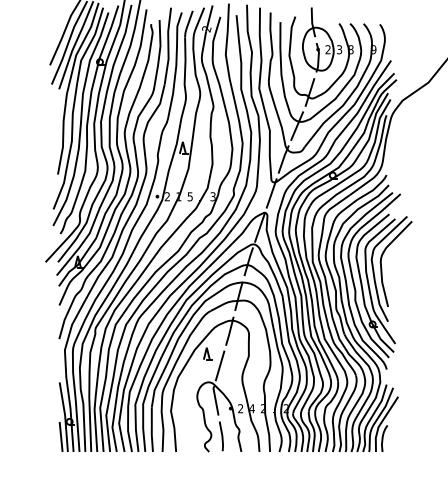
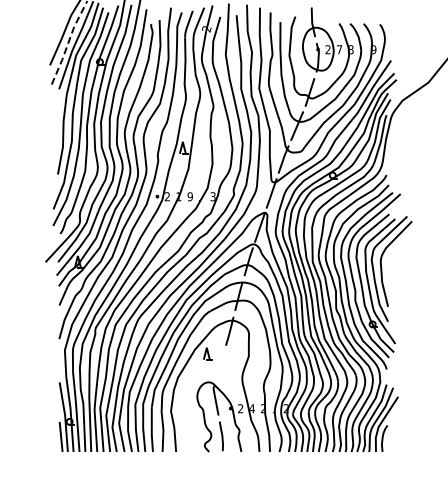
line: solid -> dashed (68, 41)
text: 3 -> 7 (339, 49)
text: 5 -> 9 (189, 196)
line: present -> none (219, 365)
